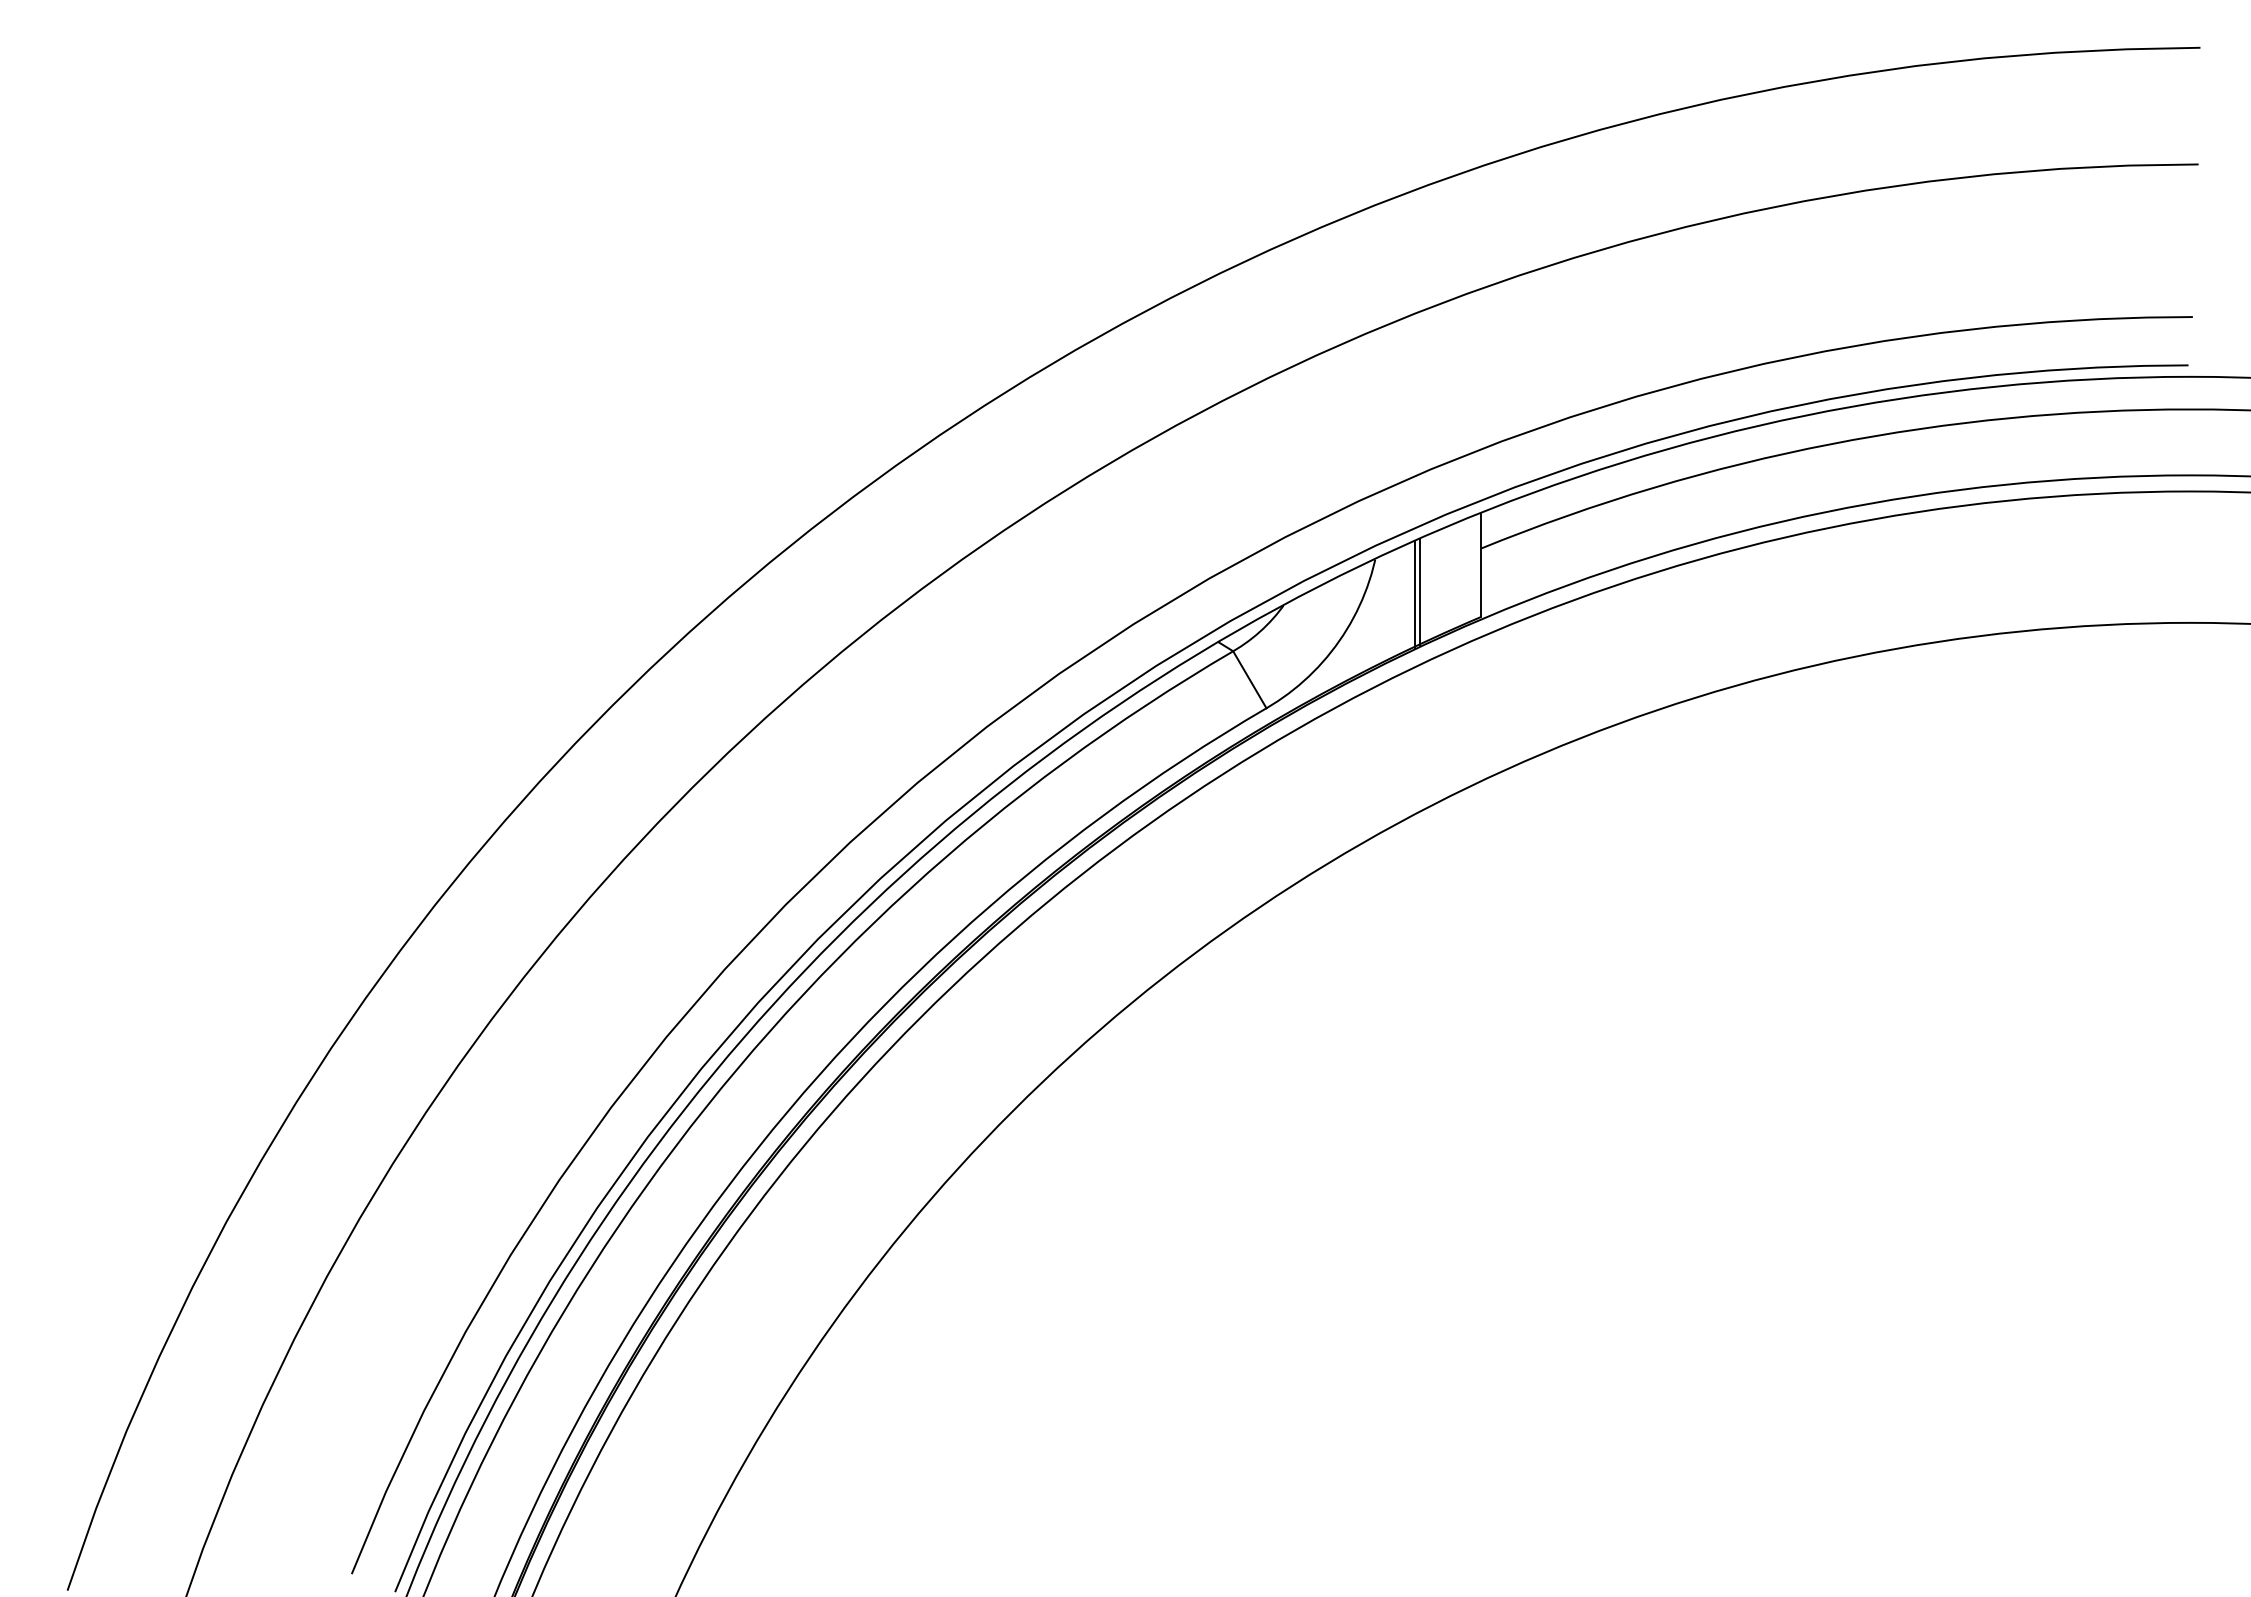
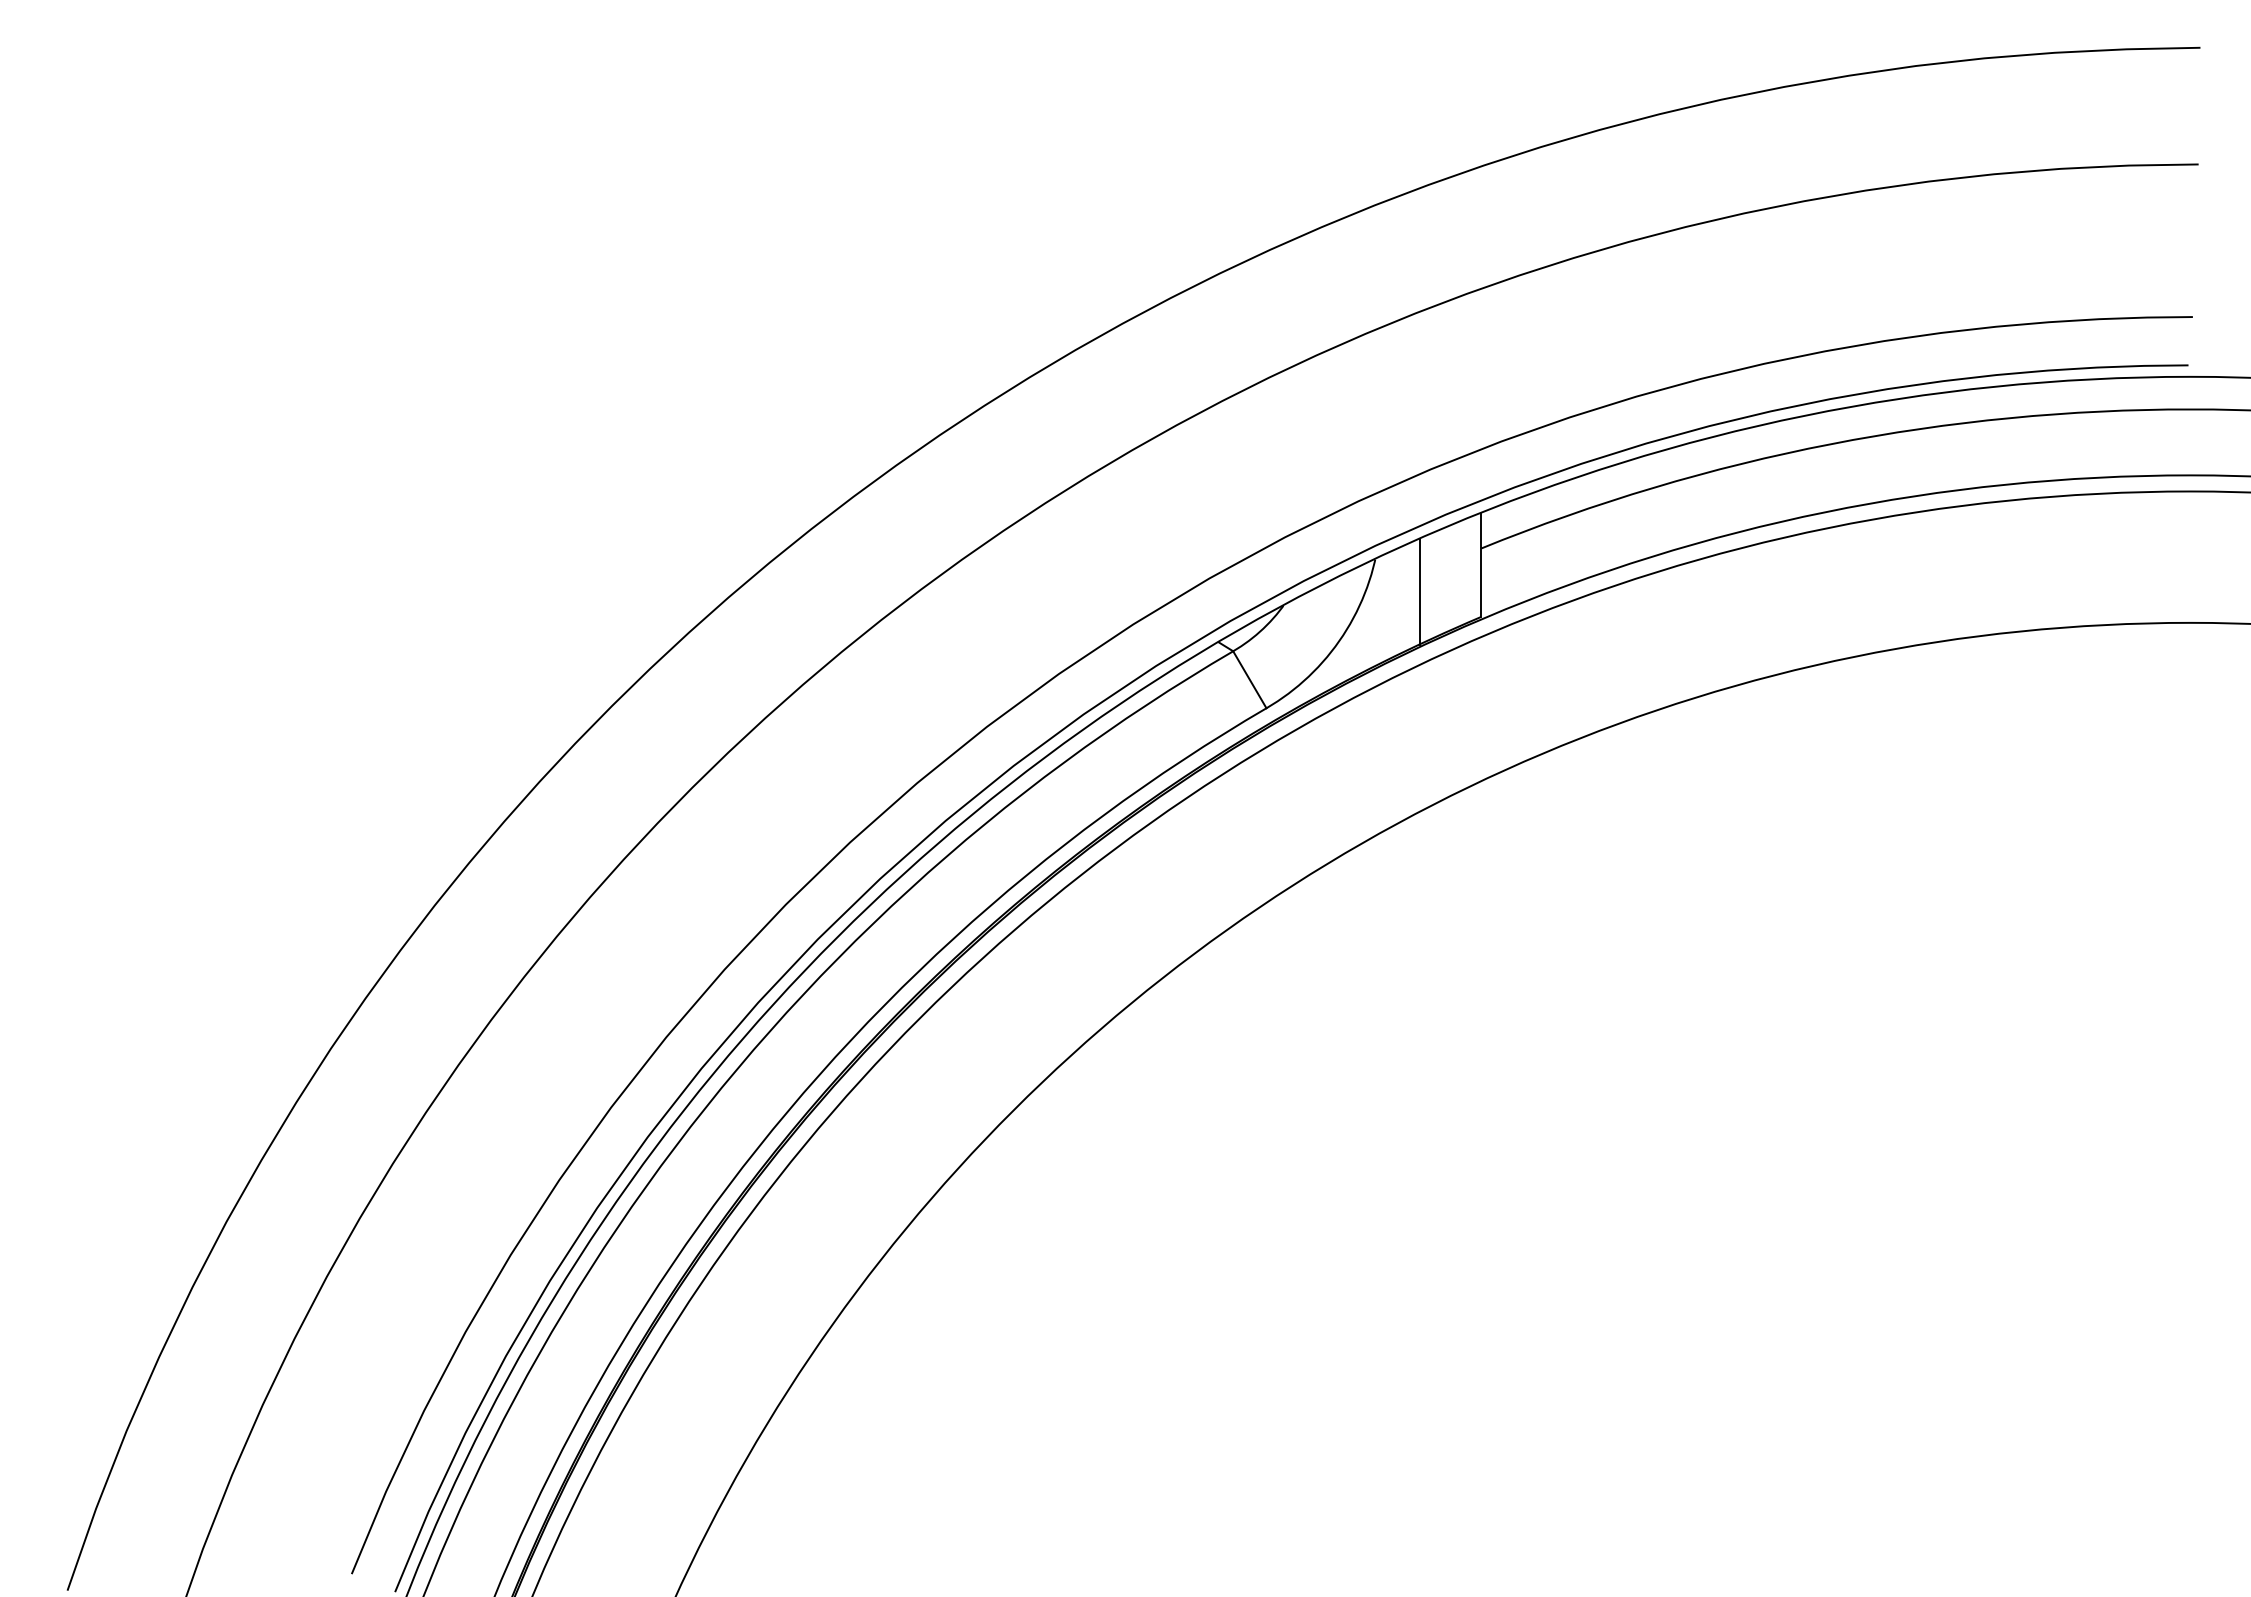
line: present -> none (1415, 594)
